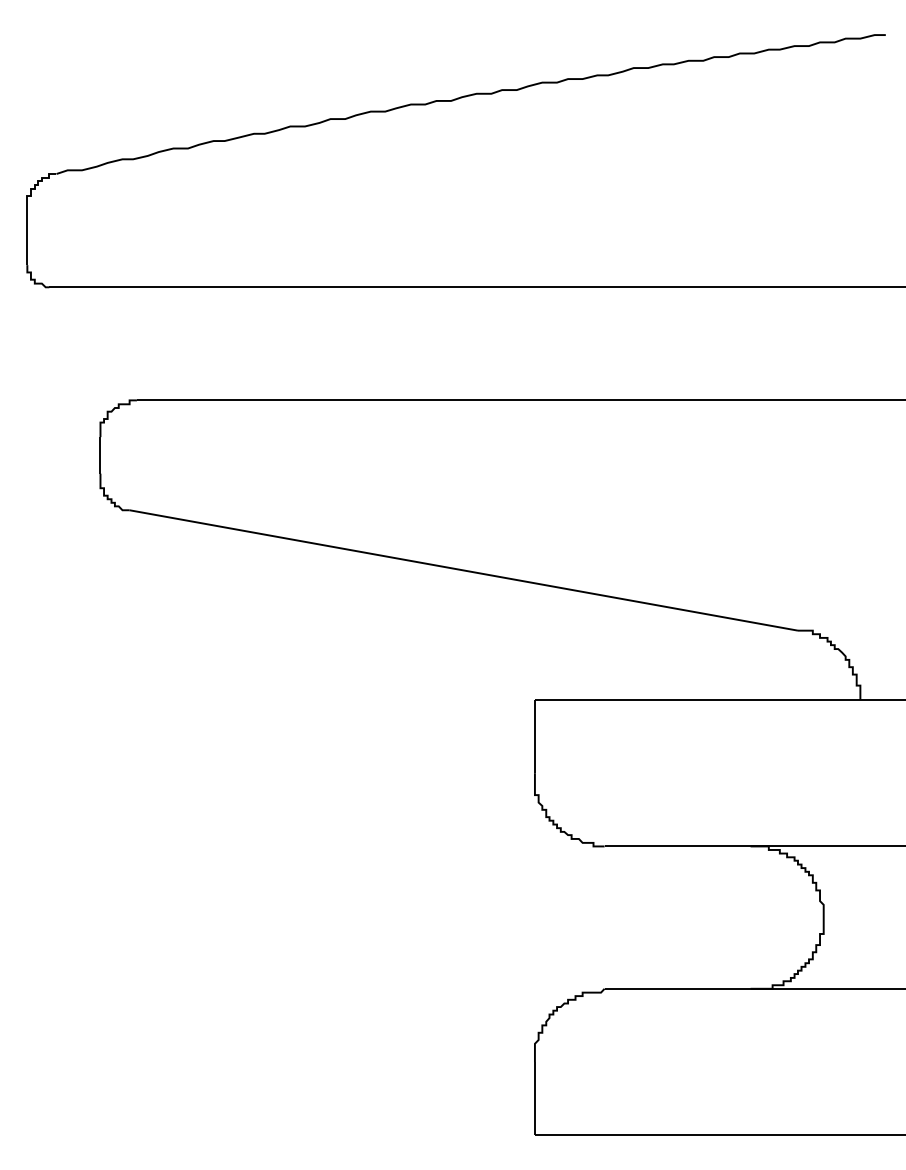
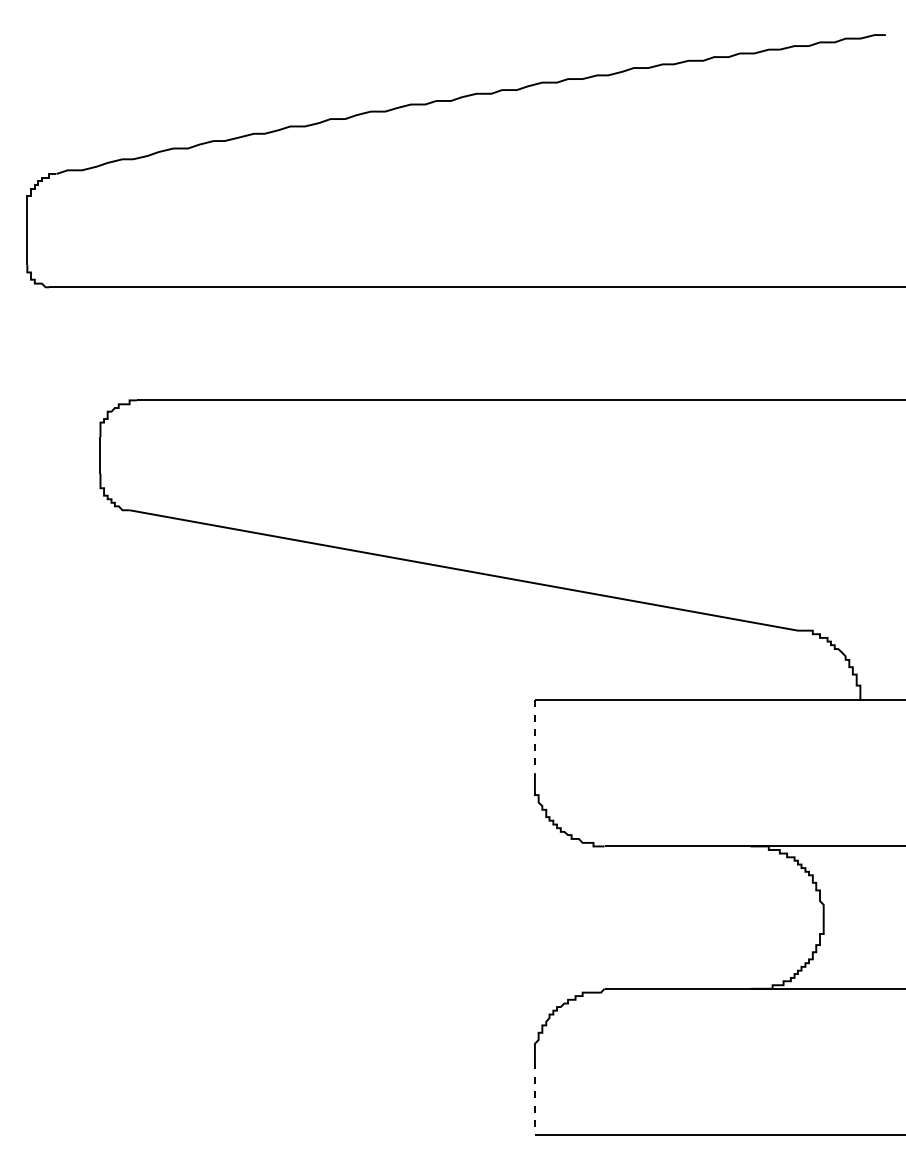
line: solid -> dashed (534, 736)
line: solid -> dashed (534, 1098)
